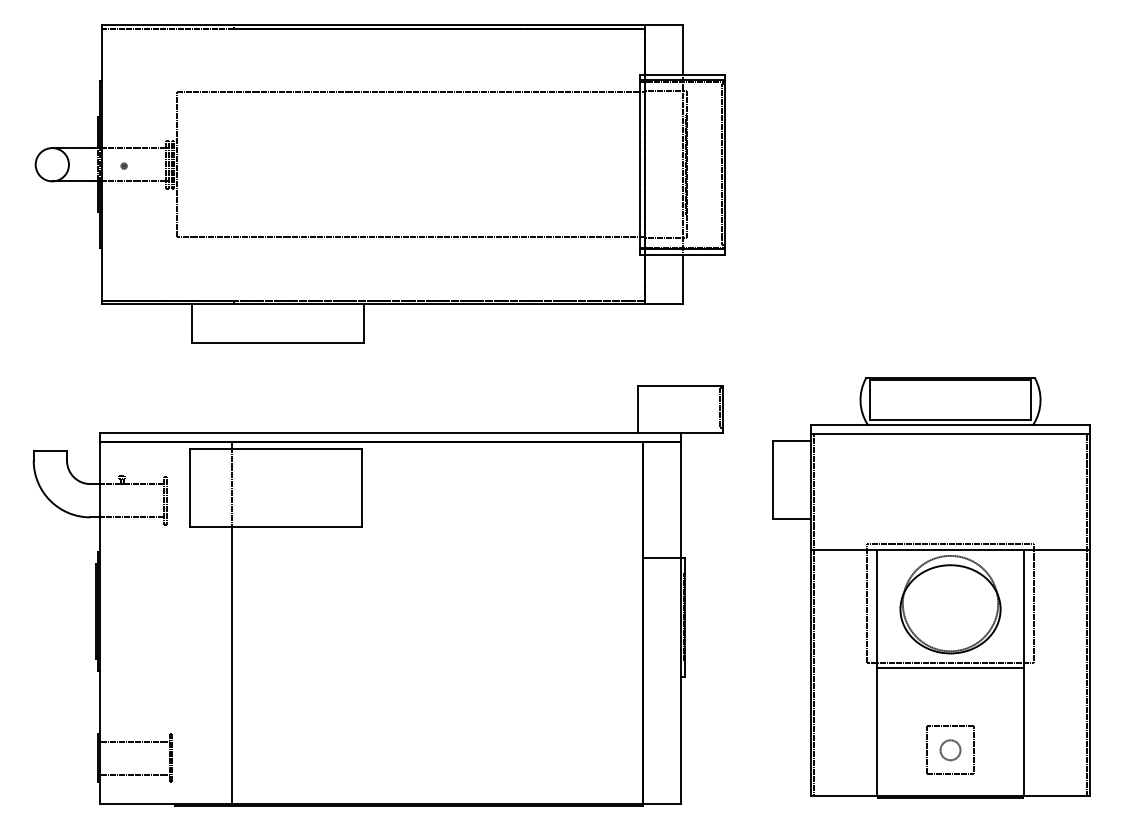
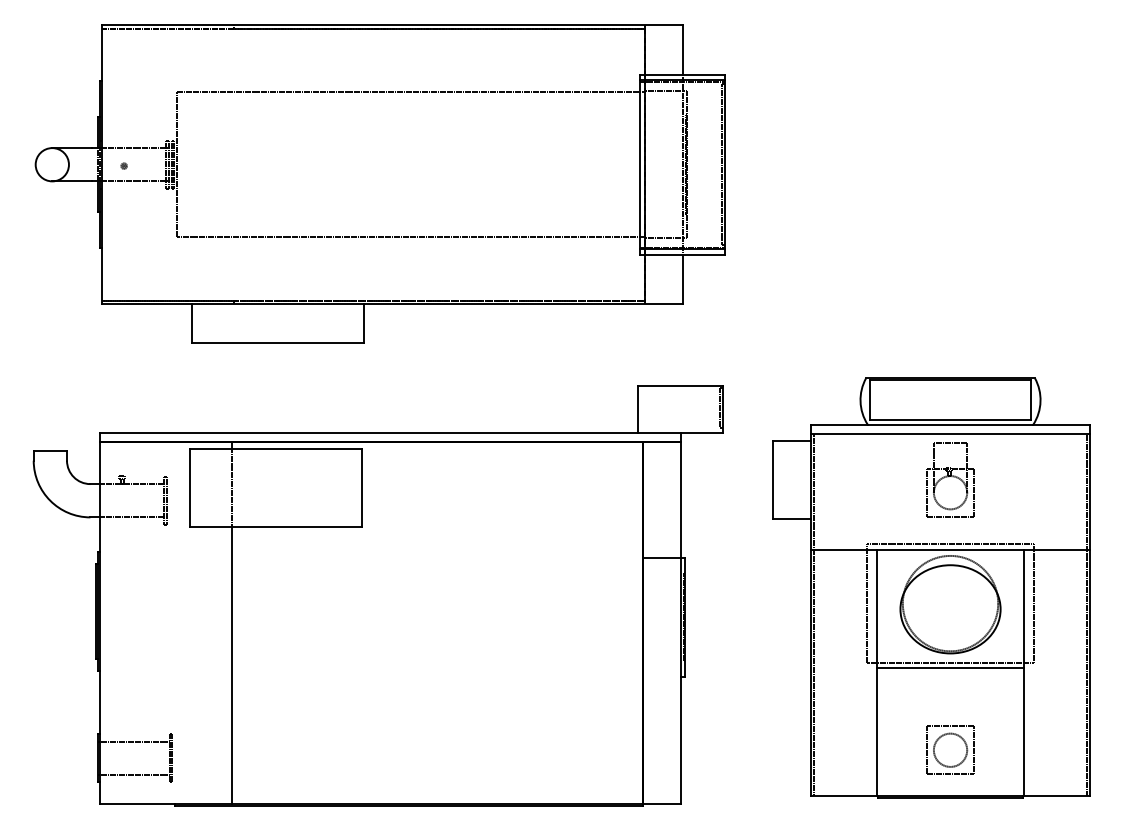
part: none -> present (950, 479)
circle diameter: 20 px -> 33 px (950, 749)
